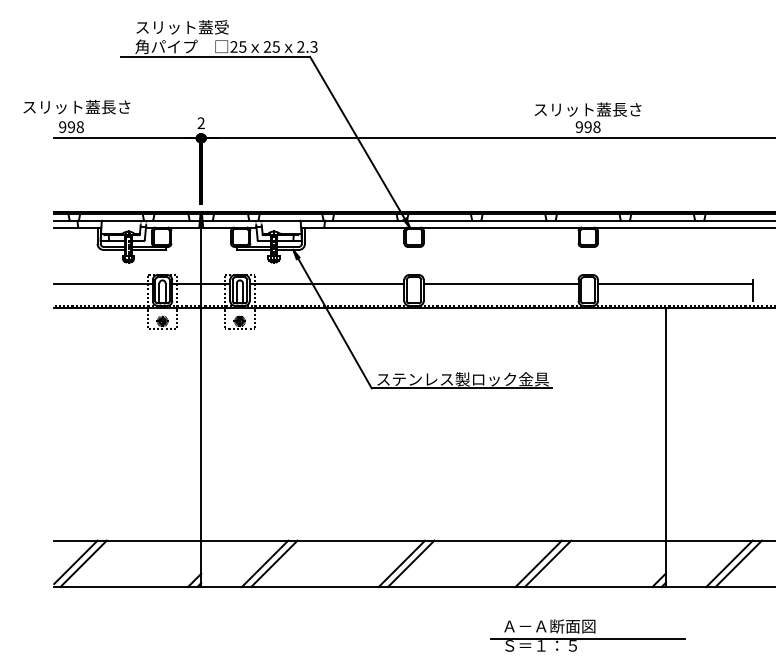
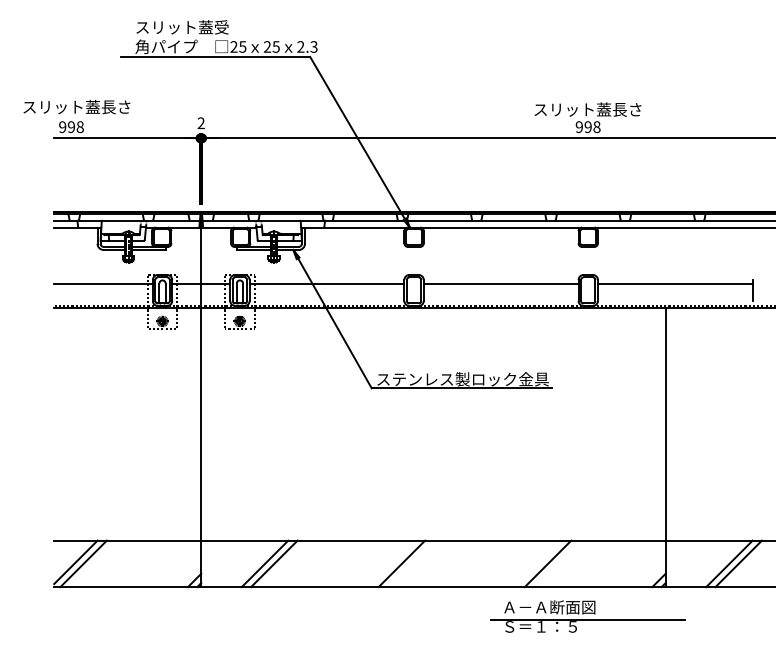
line: present -> none (410, 563)
line: present -> none (538, 563)
part position: (587, 635) -> (587, 616) (587, 616)
